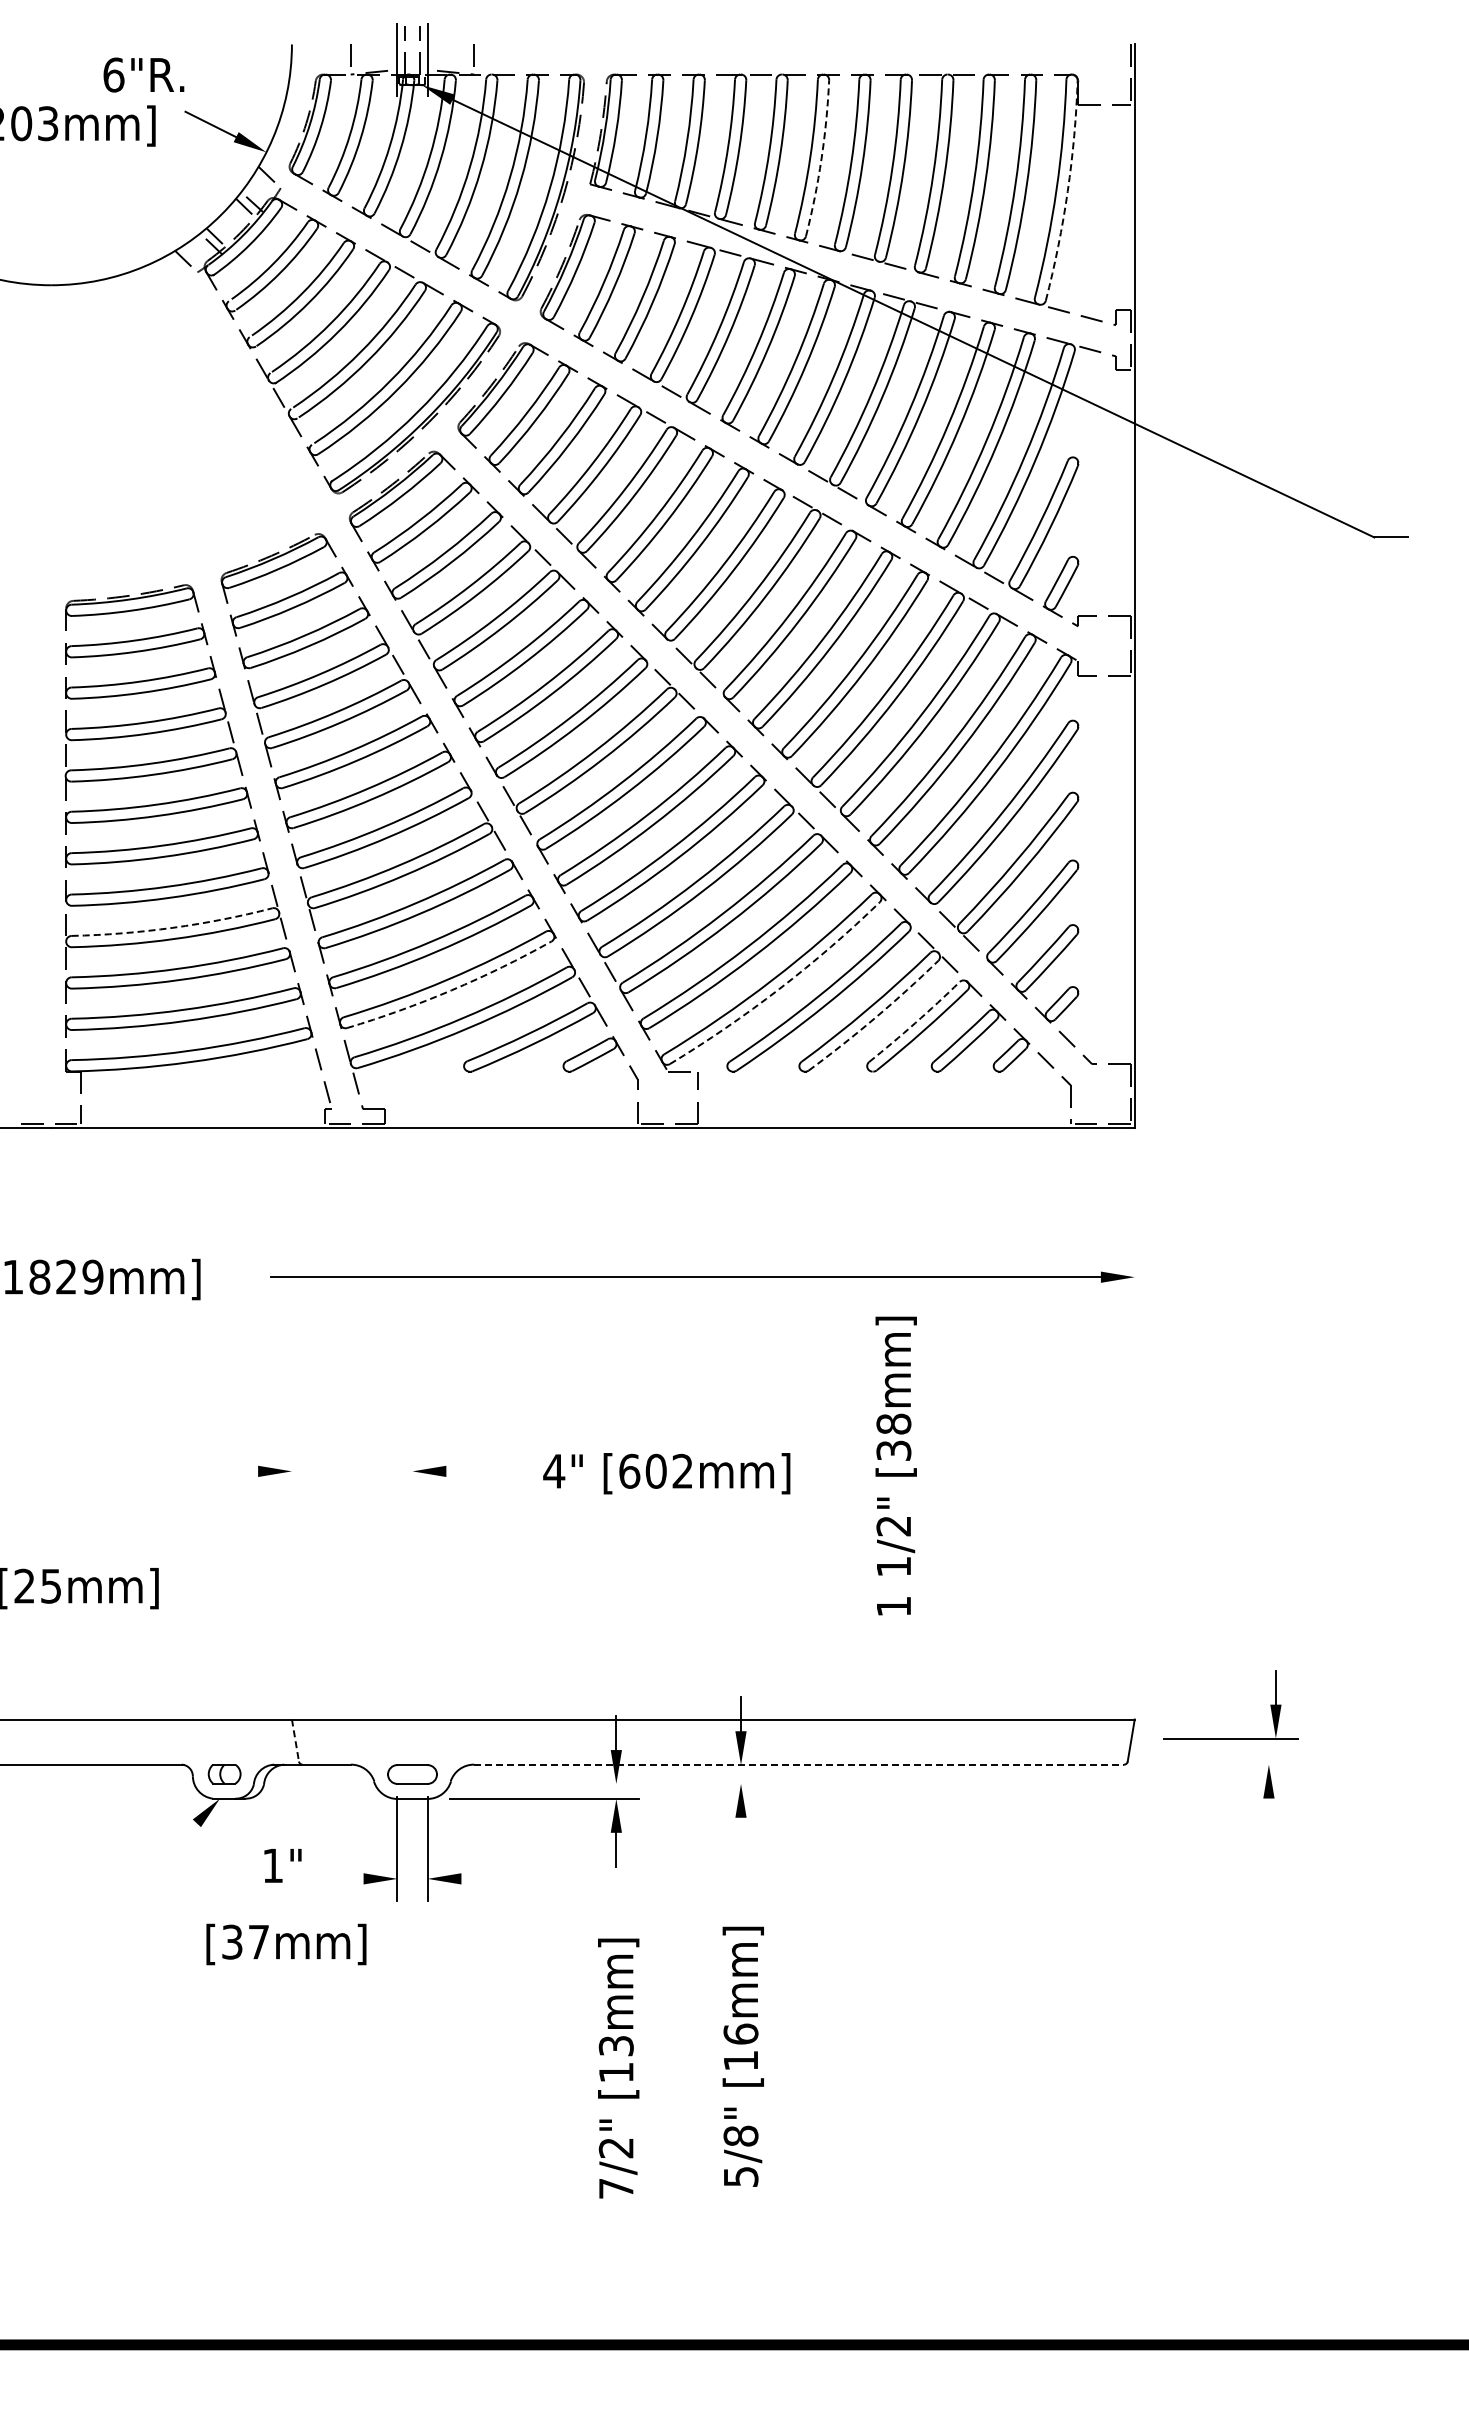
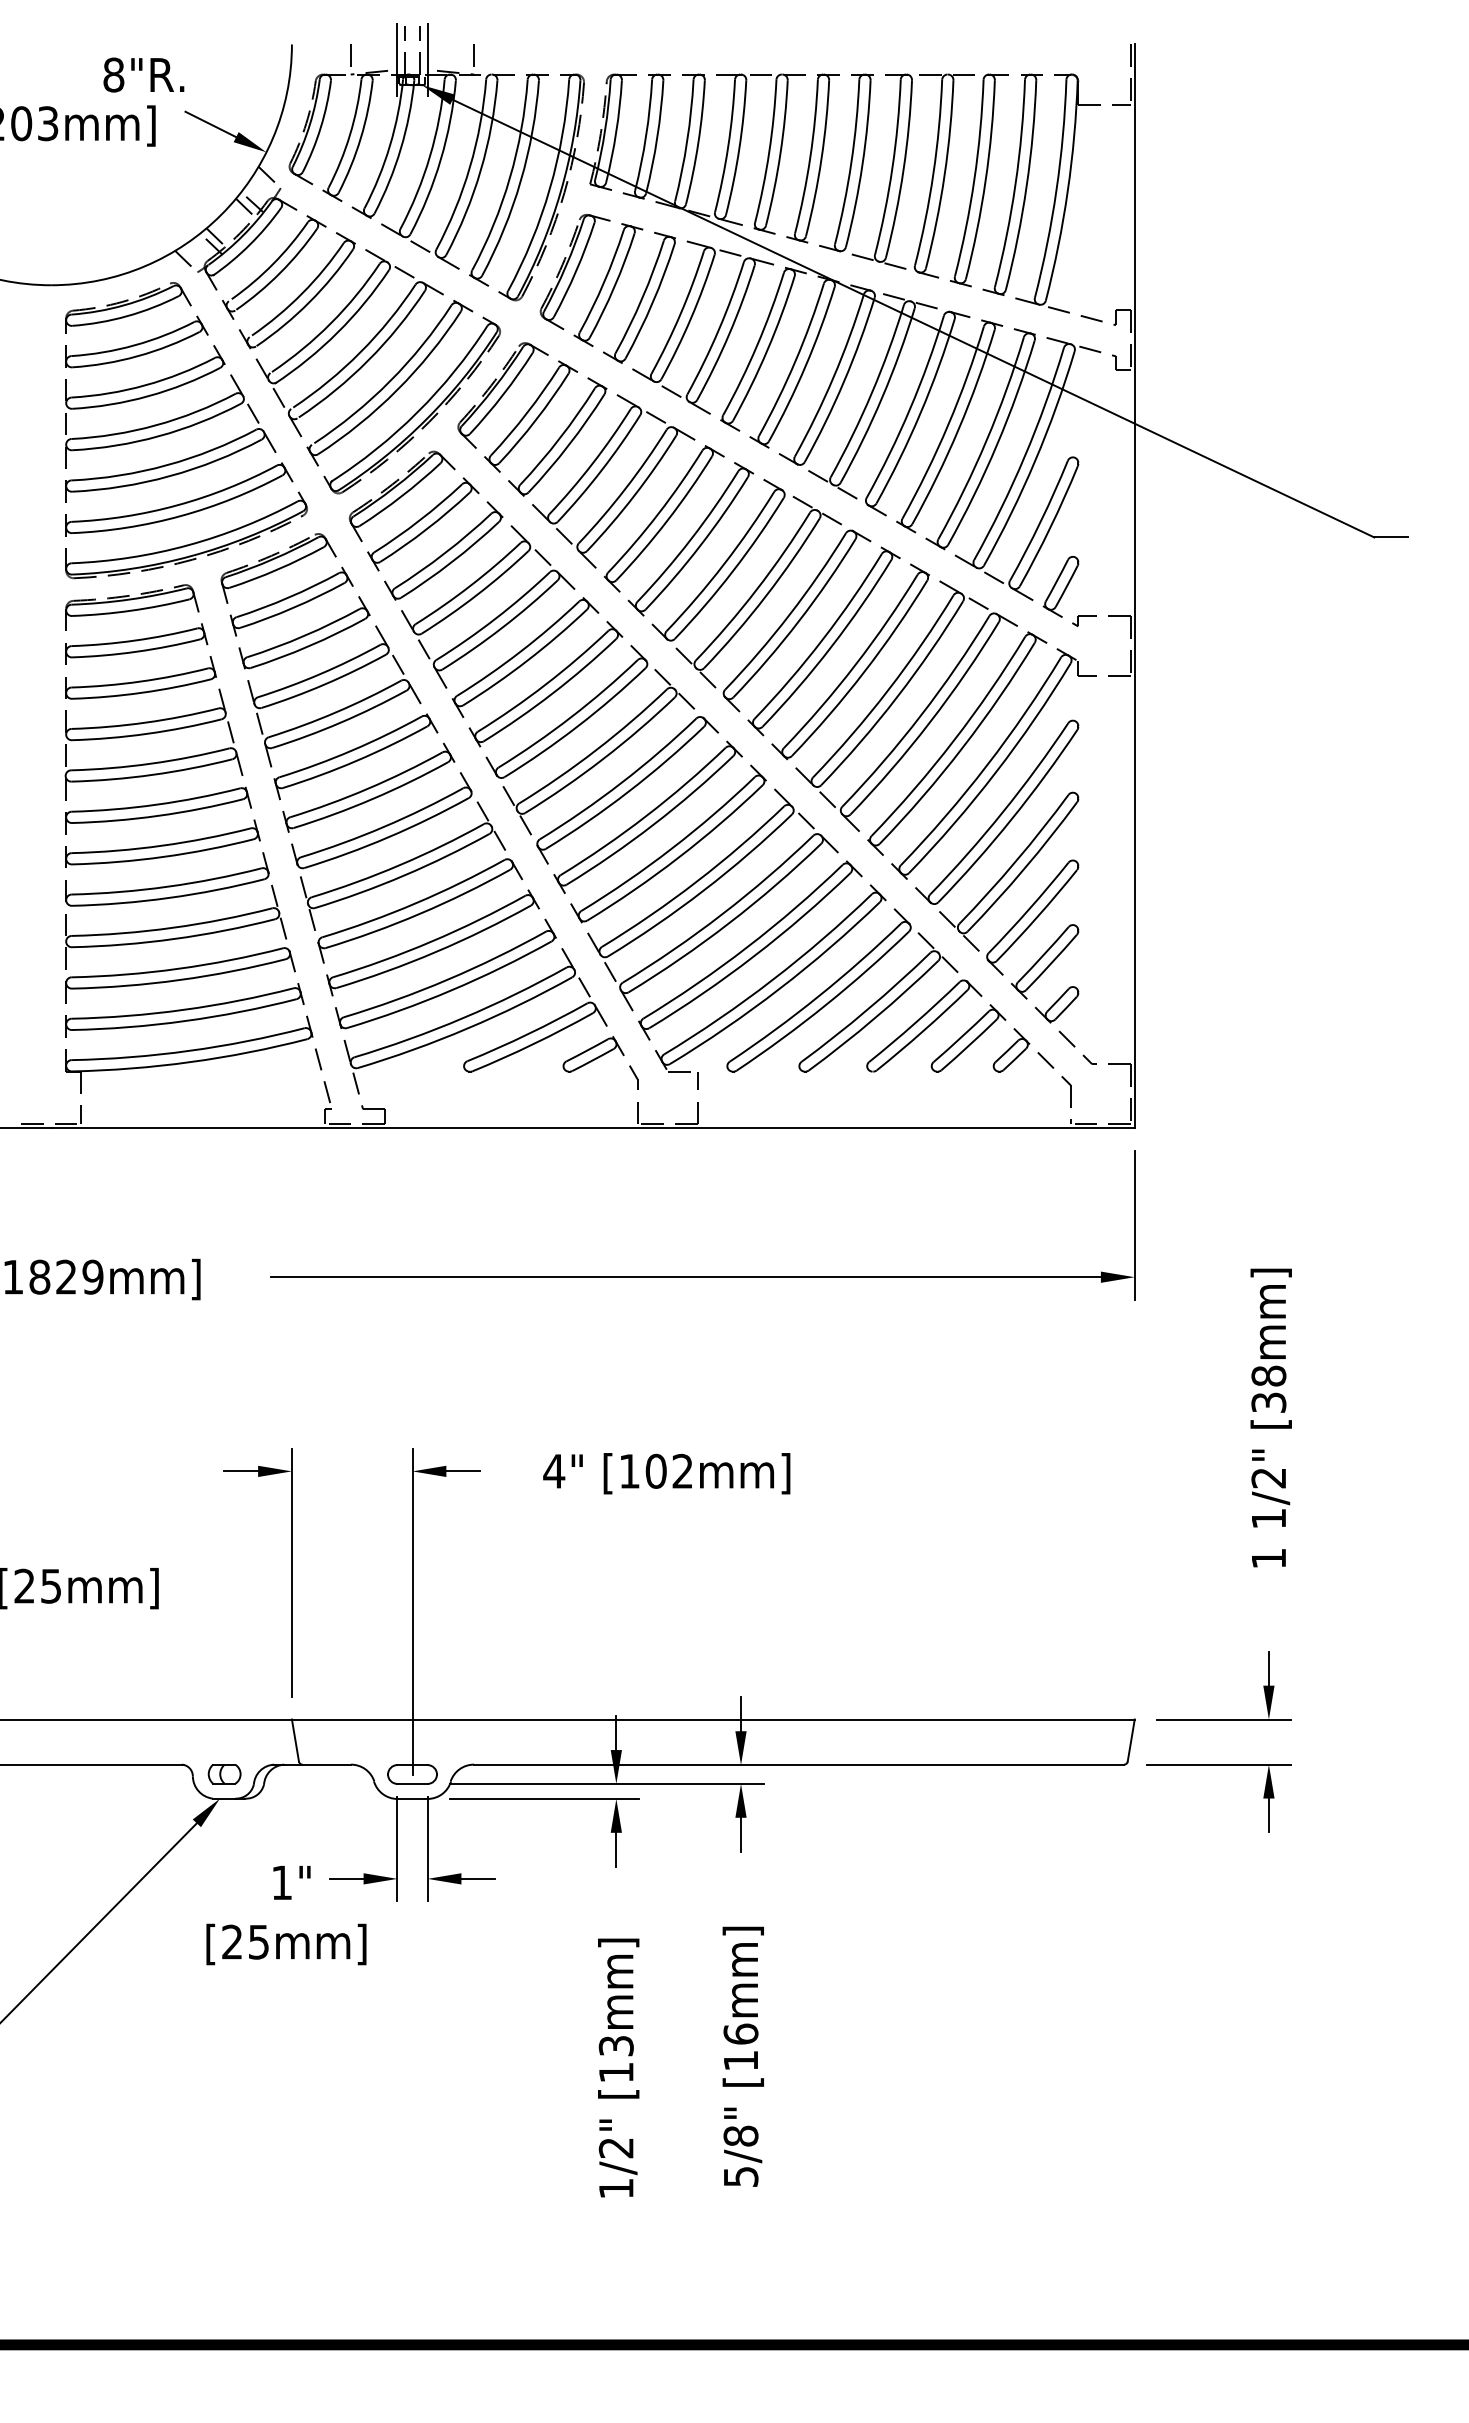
text: 6"R. -> 8"R. (113, 74)
arc: dashed -> solid (821, 158)
arc: dashed -> solid (1067, 191)
part: none -> present (186, 430)
arc: dashed -> solid (172, 927)
arc: dashed -> solid (779, 989)
arc: dashed -> solid (451, 990)
arc: dashed -> solid (875, 1017)
arc: dashed -> solid (915, 1023)
line: none -> present (1134, 1224)
text position: (895, 1465) -> (1270, 1417) (1270, 1417)
text: [602mm] -> [102mm] (629, 1470)
line: none -> present (241, 1471)
line: none -> present (463, 1471)
line: none -> present (291, 1572)
line: none -> present (412, 1611)
part position: (1230, 1738) -> (1223, 1719) (1223, 1719)
line: dashed -> solid (295, 1741)
line: dashed -> solid (799, 1764)
line: none -> present (1218, 1764)
line: none -> present (606, 1783)
line: none -> present (1268, 1815)
line: none -> present (741, 1834)
text position: (282, 1865) -> (291, 1882) (291, 1882)
line: none -> present (346, 1878)
line: none -> present (478, 1878)
line: none -> present (99, 1922)
text: [37mm] -> [25mm] (245, 1941)
text: 7/2" -> 1/2" (616, 2188)
